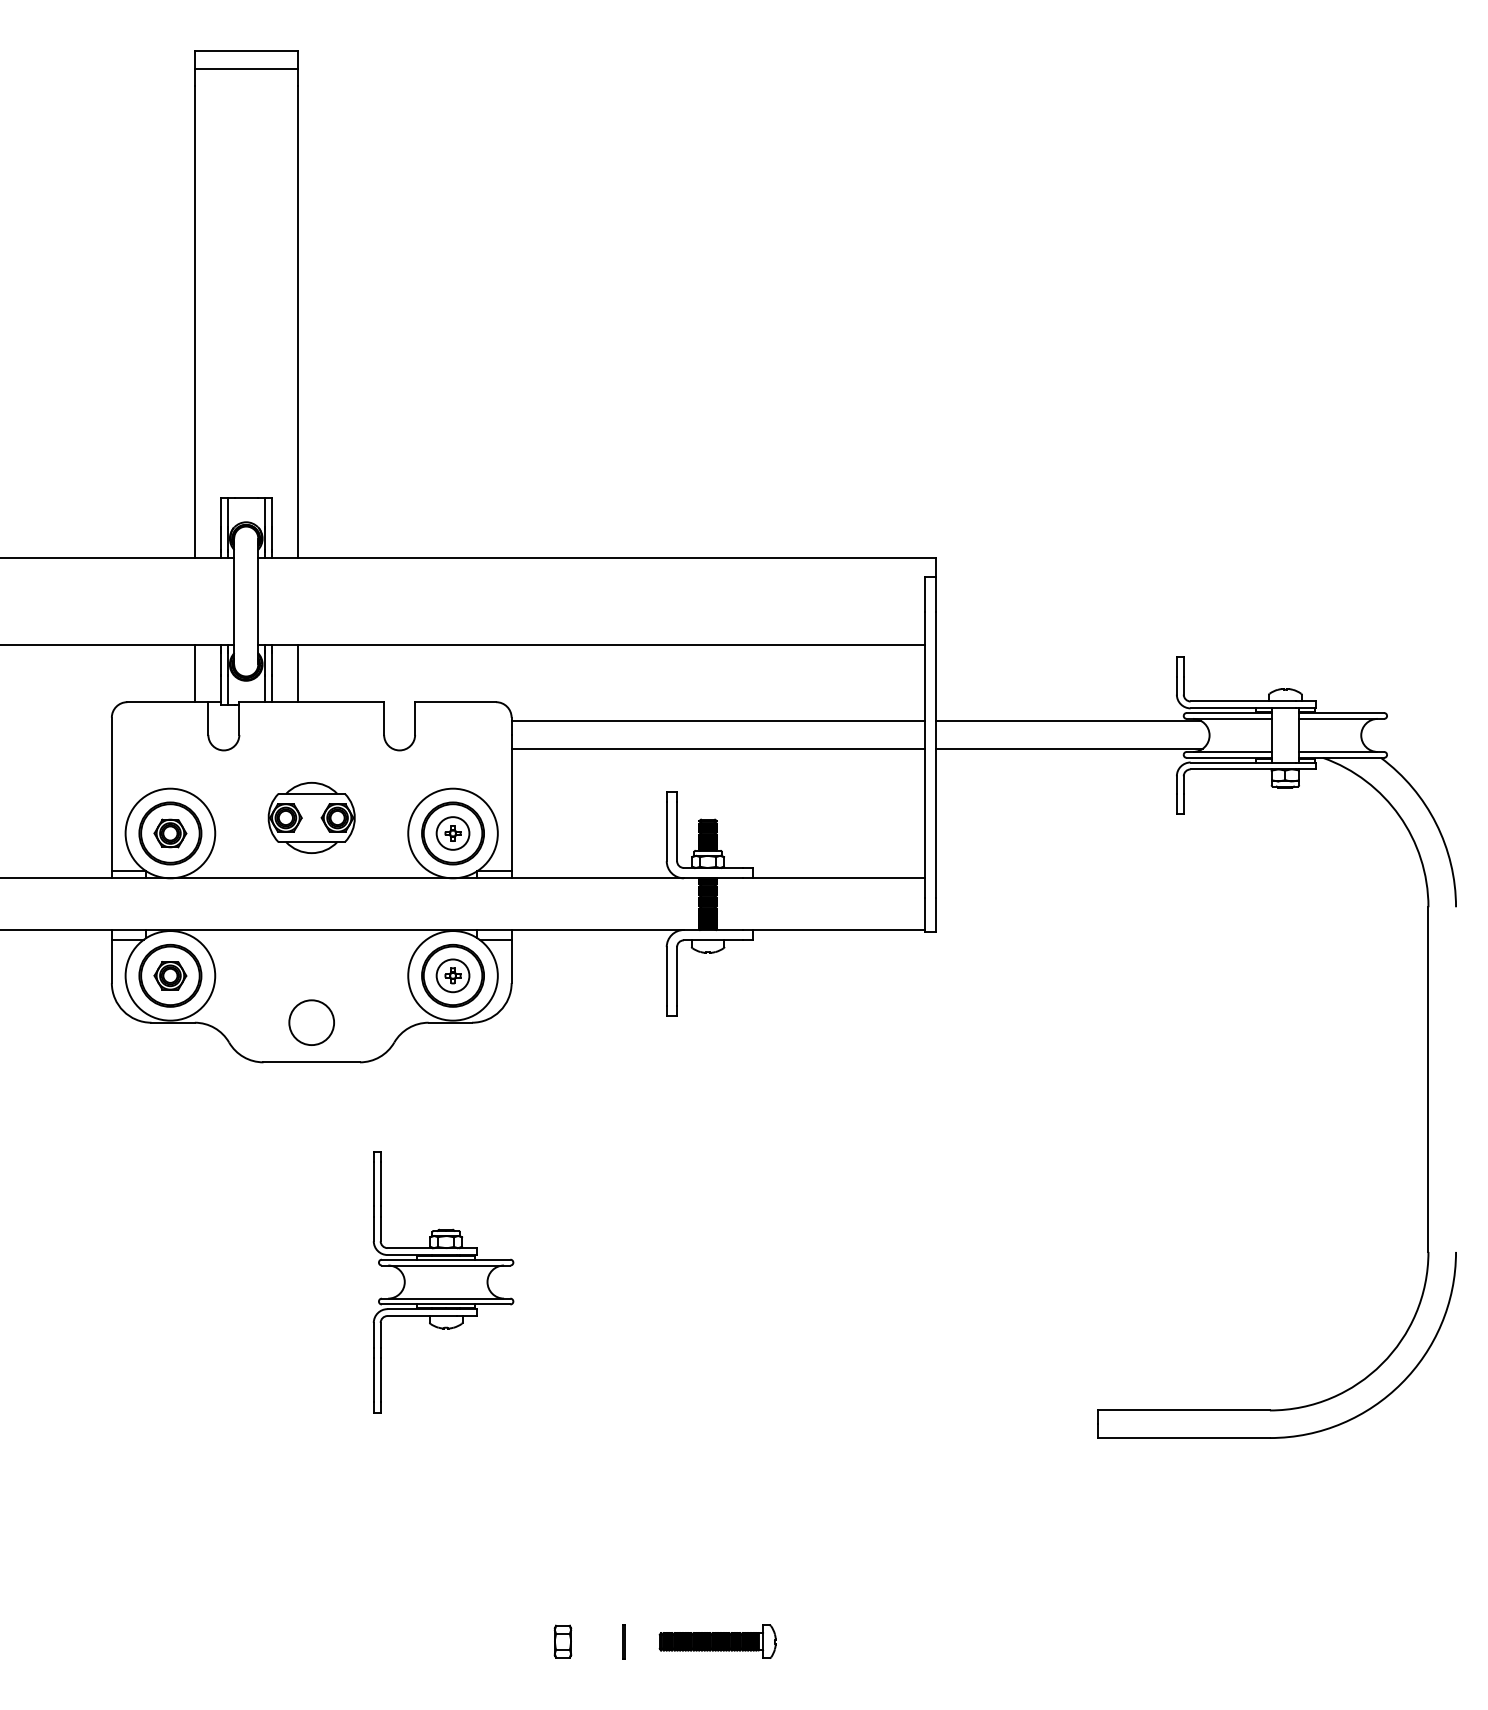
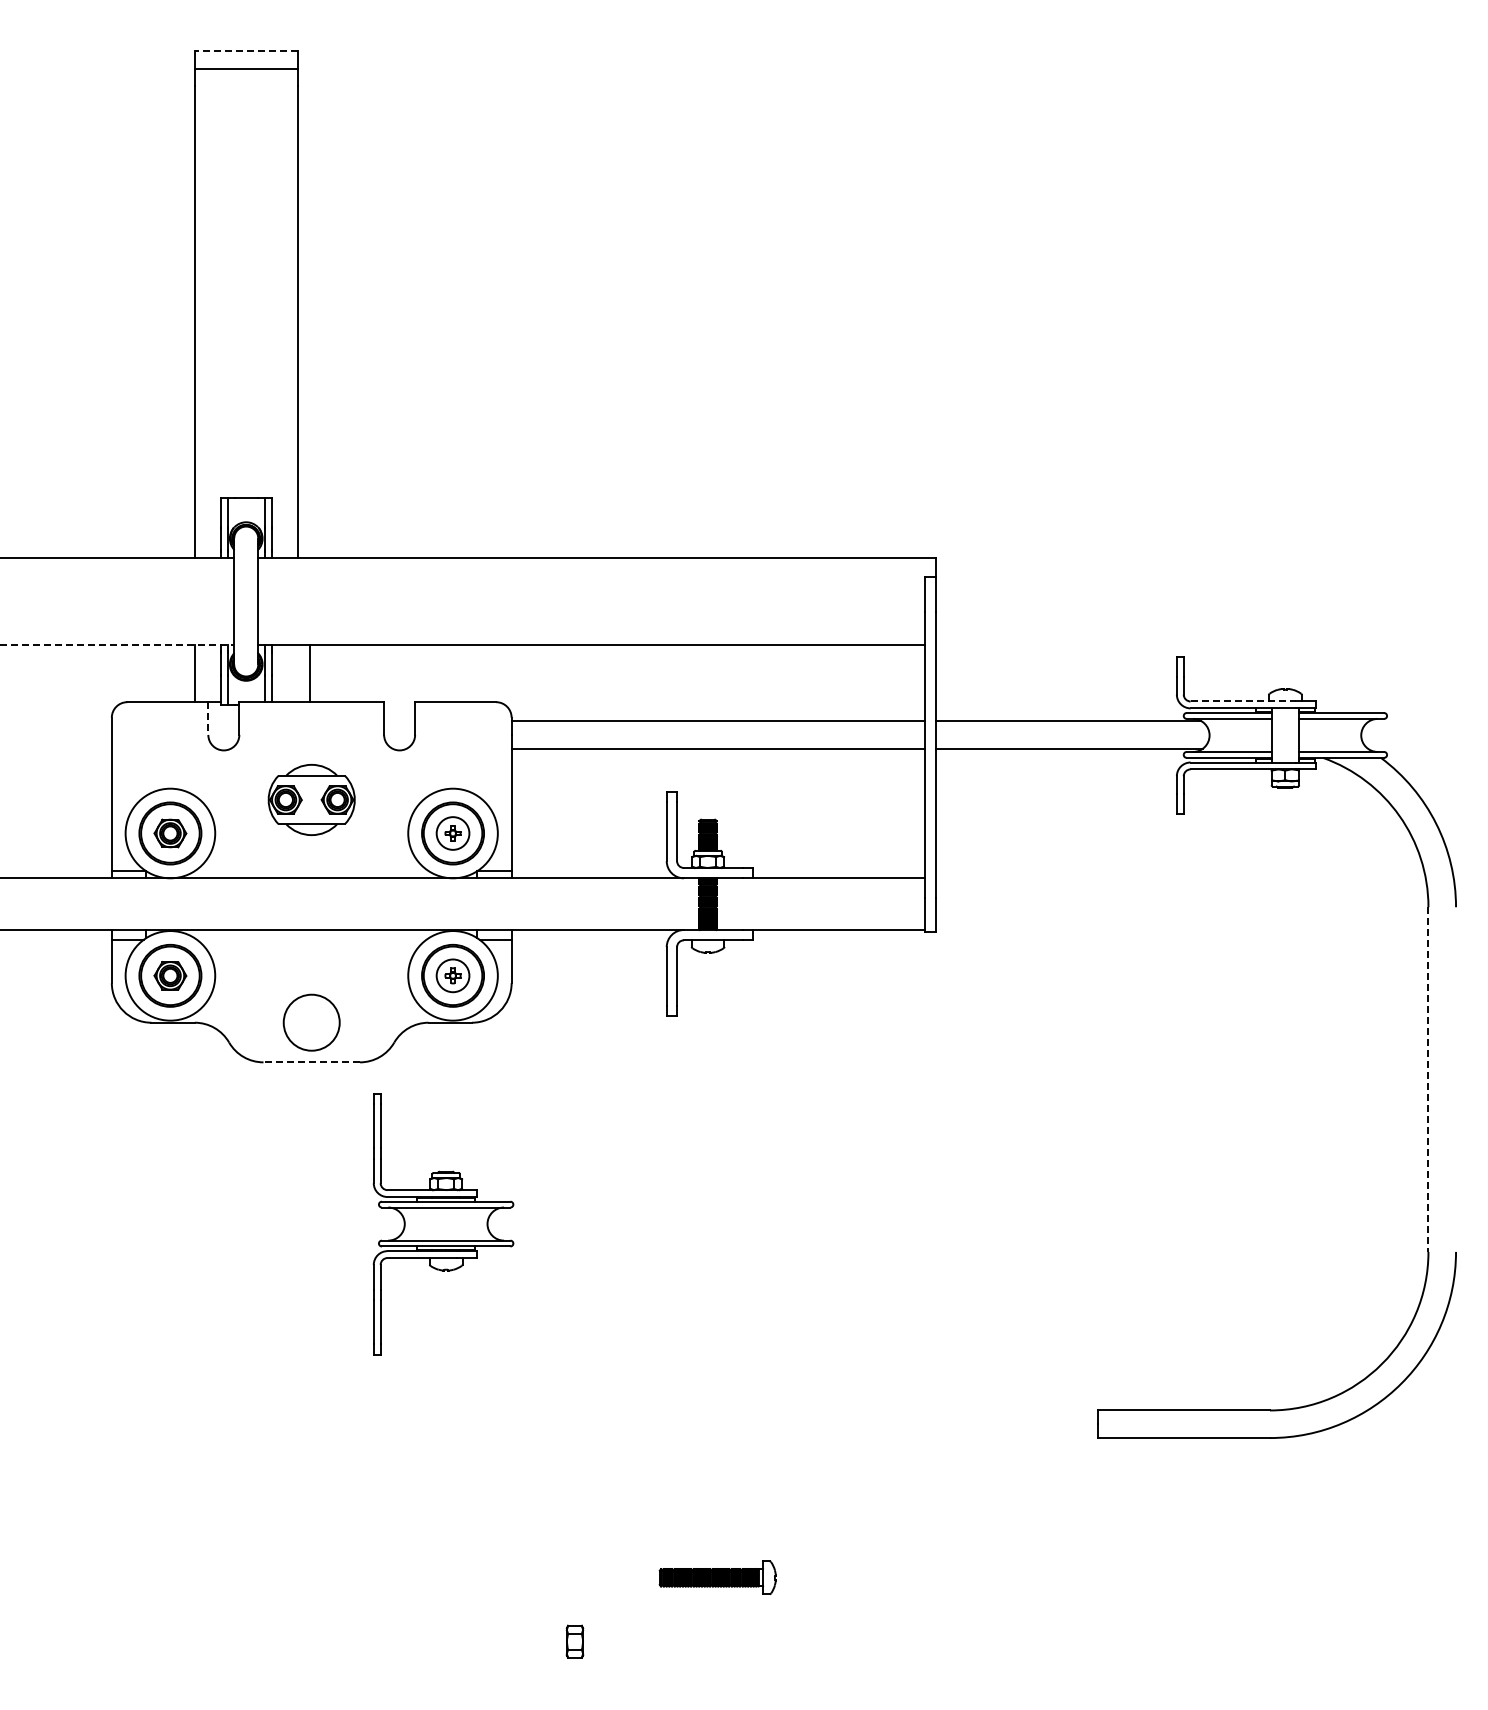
line: solid -> dashed (246, 51)
line: solid -> dashed (117, 645)
line position: (297, 673) -> (309, 673) (309, 673)
line: solid -> dashed (1243, 701)
line: solid -> dashed (208, 719)
part position: (311, 817) -> (311, 799) (311, 799)
circle diameter: 45 px -> 56 px (311, 1022)
line: solid -> dashed (311, 1062)
line: solid -> dashed (1428, 1080)
part position: (443, 1282) -> (443, 1224) (443, 1224)
part position: (562, 1641) -> (574, 1641) (574, 1641)
line: present -> none (623, 1641)
part position: (717, 1641) -> (717, 1577) (717, 1577)
